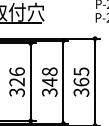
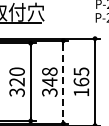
text: 326 -> 320 (16, 71)
line: solid -> dashed (63, 82)
text: 365 -> 165 (81, 92)
